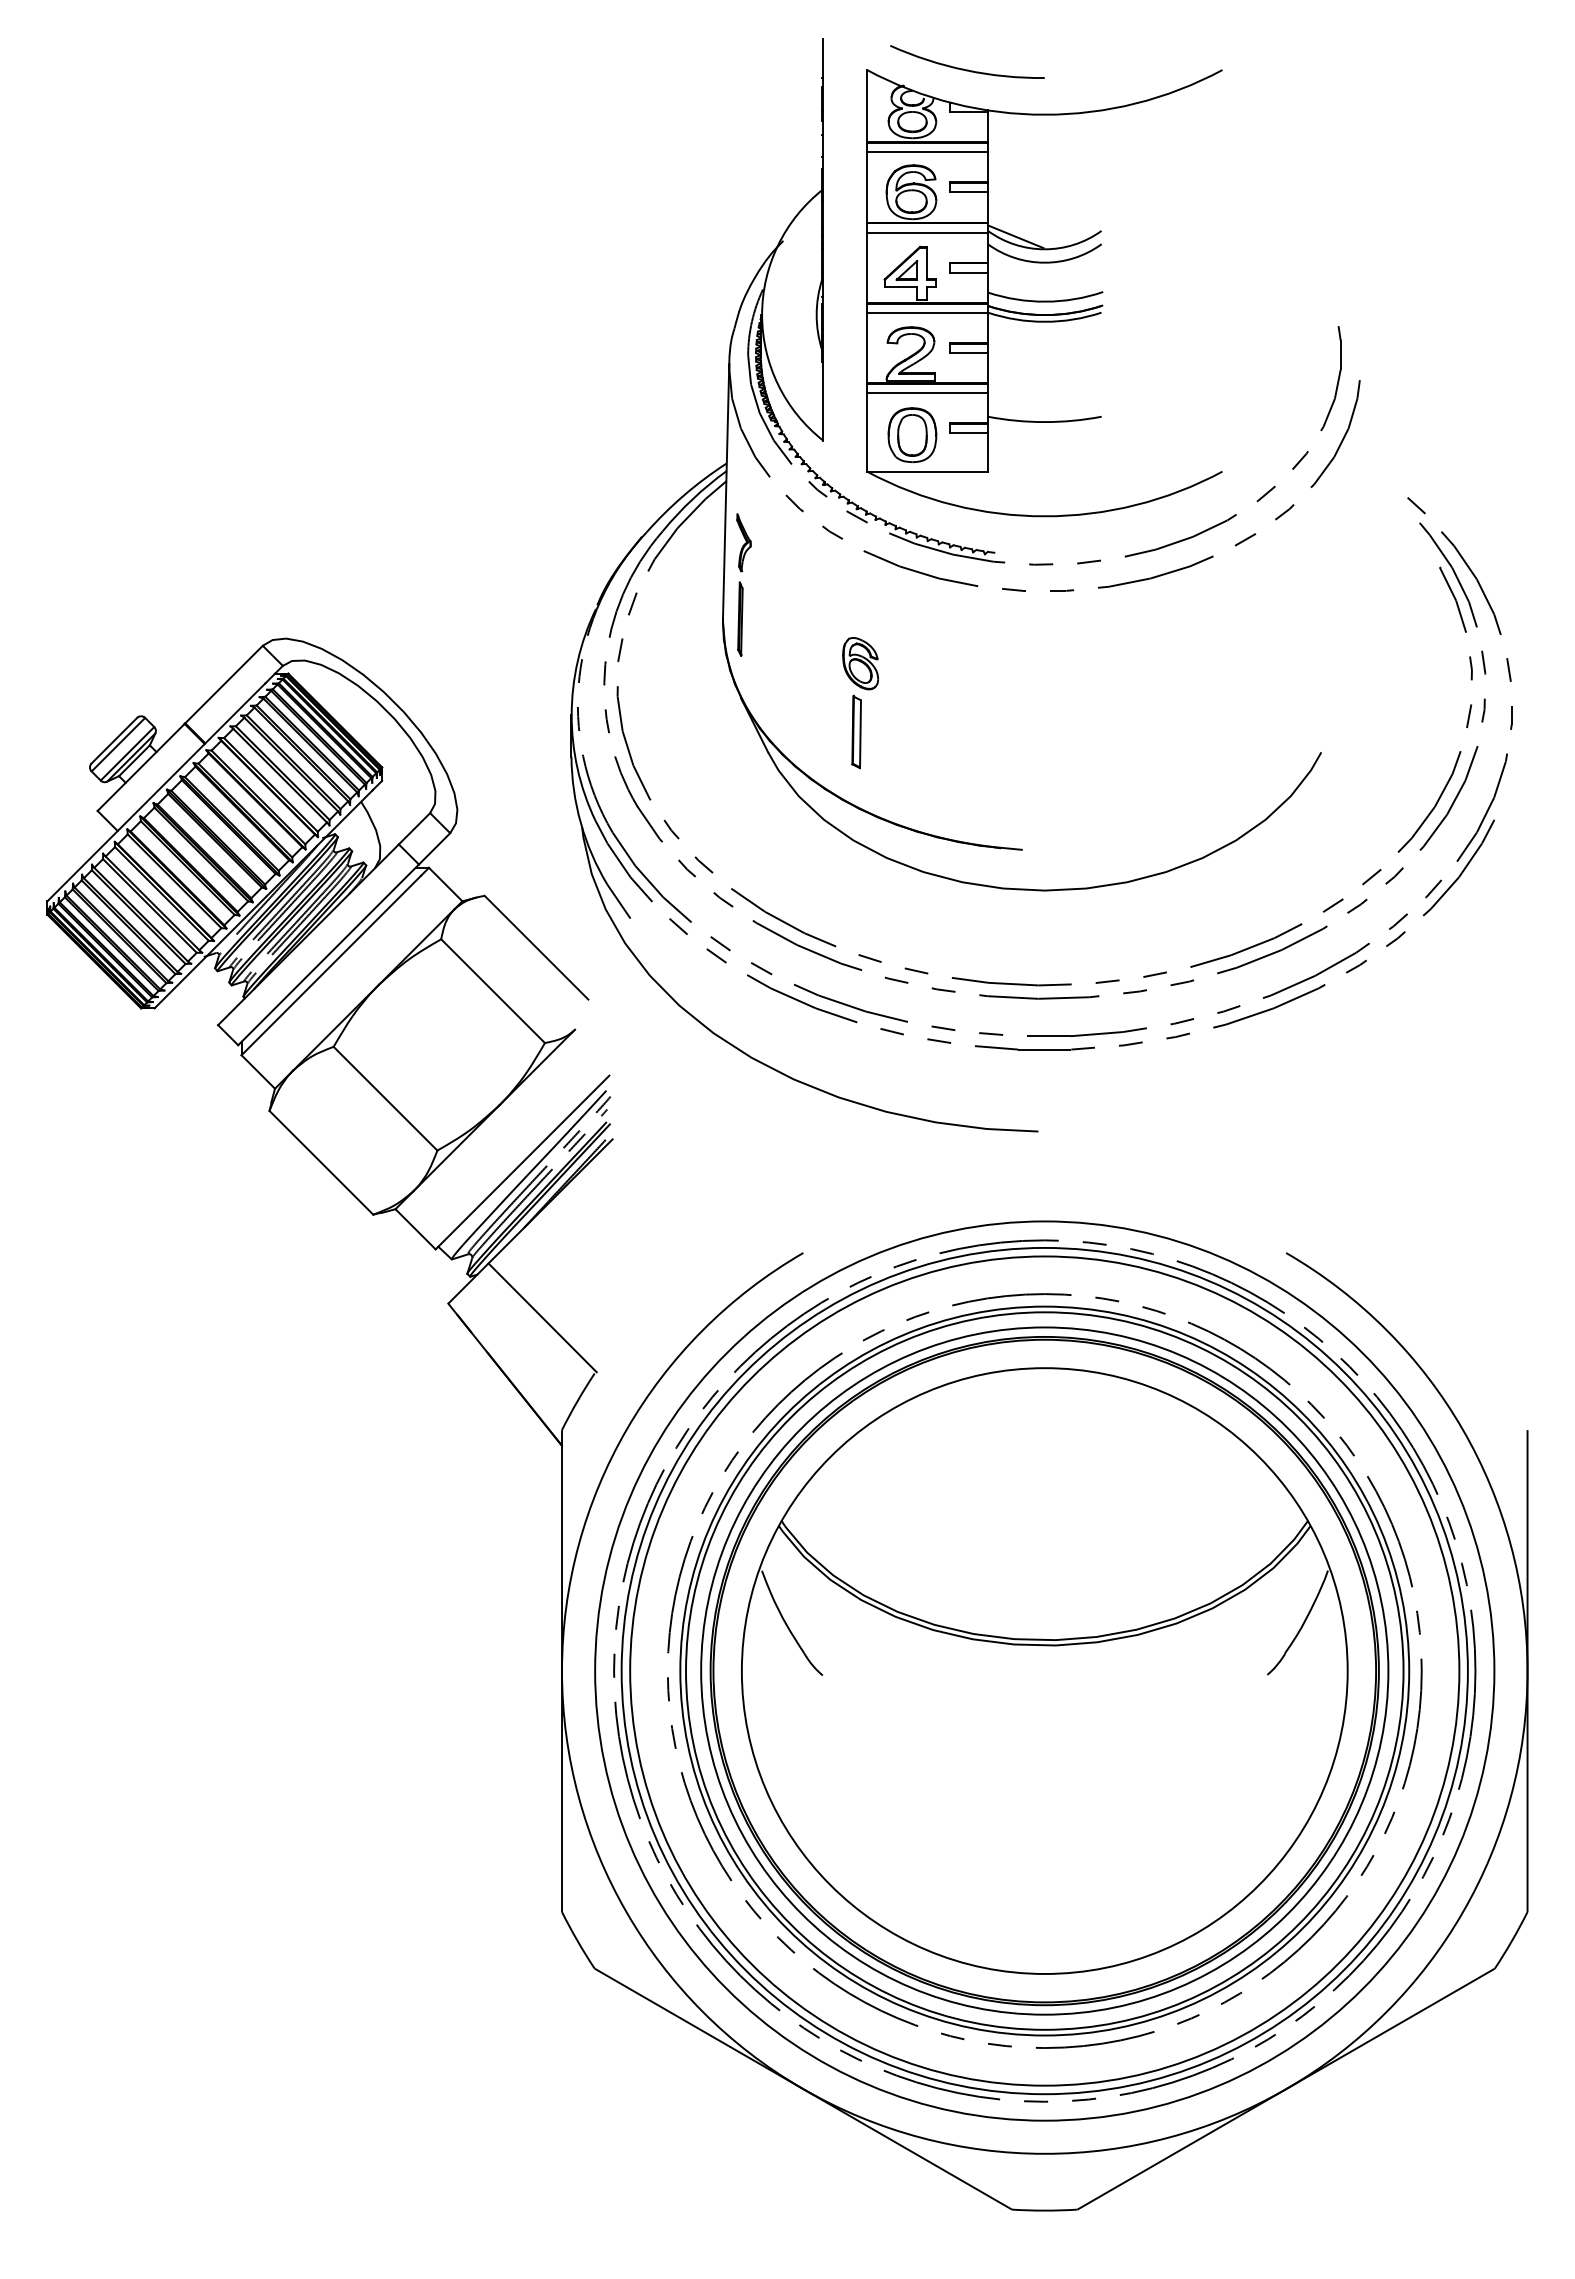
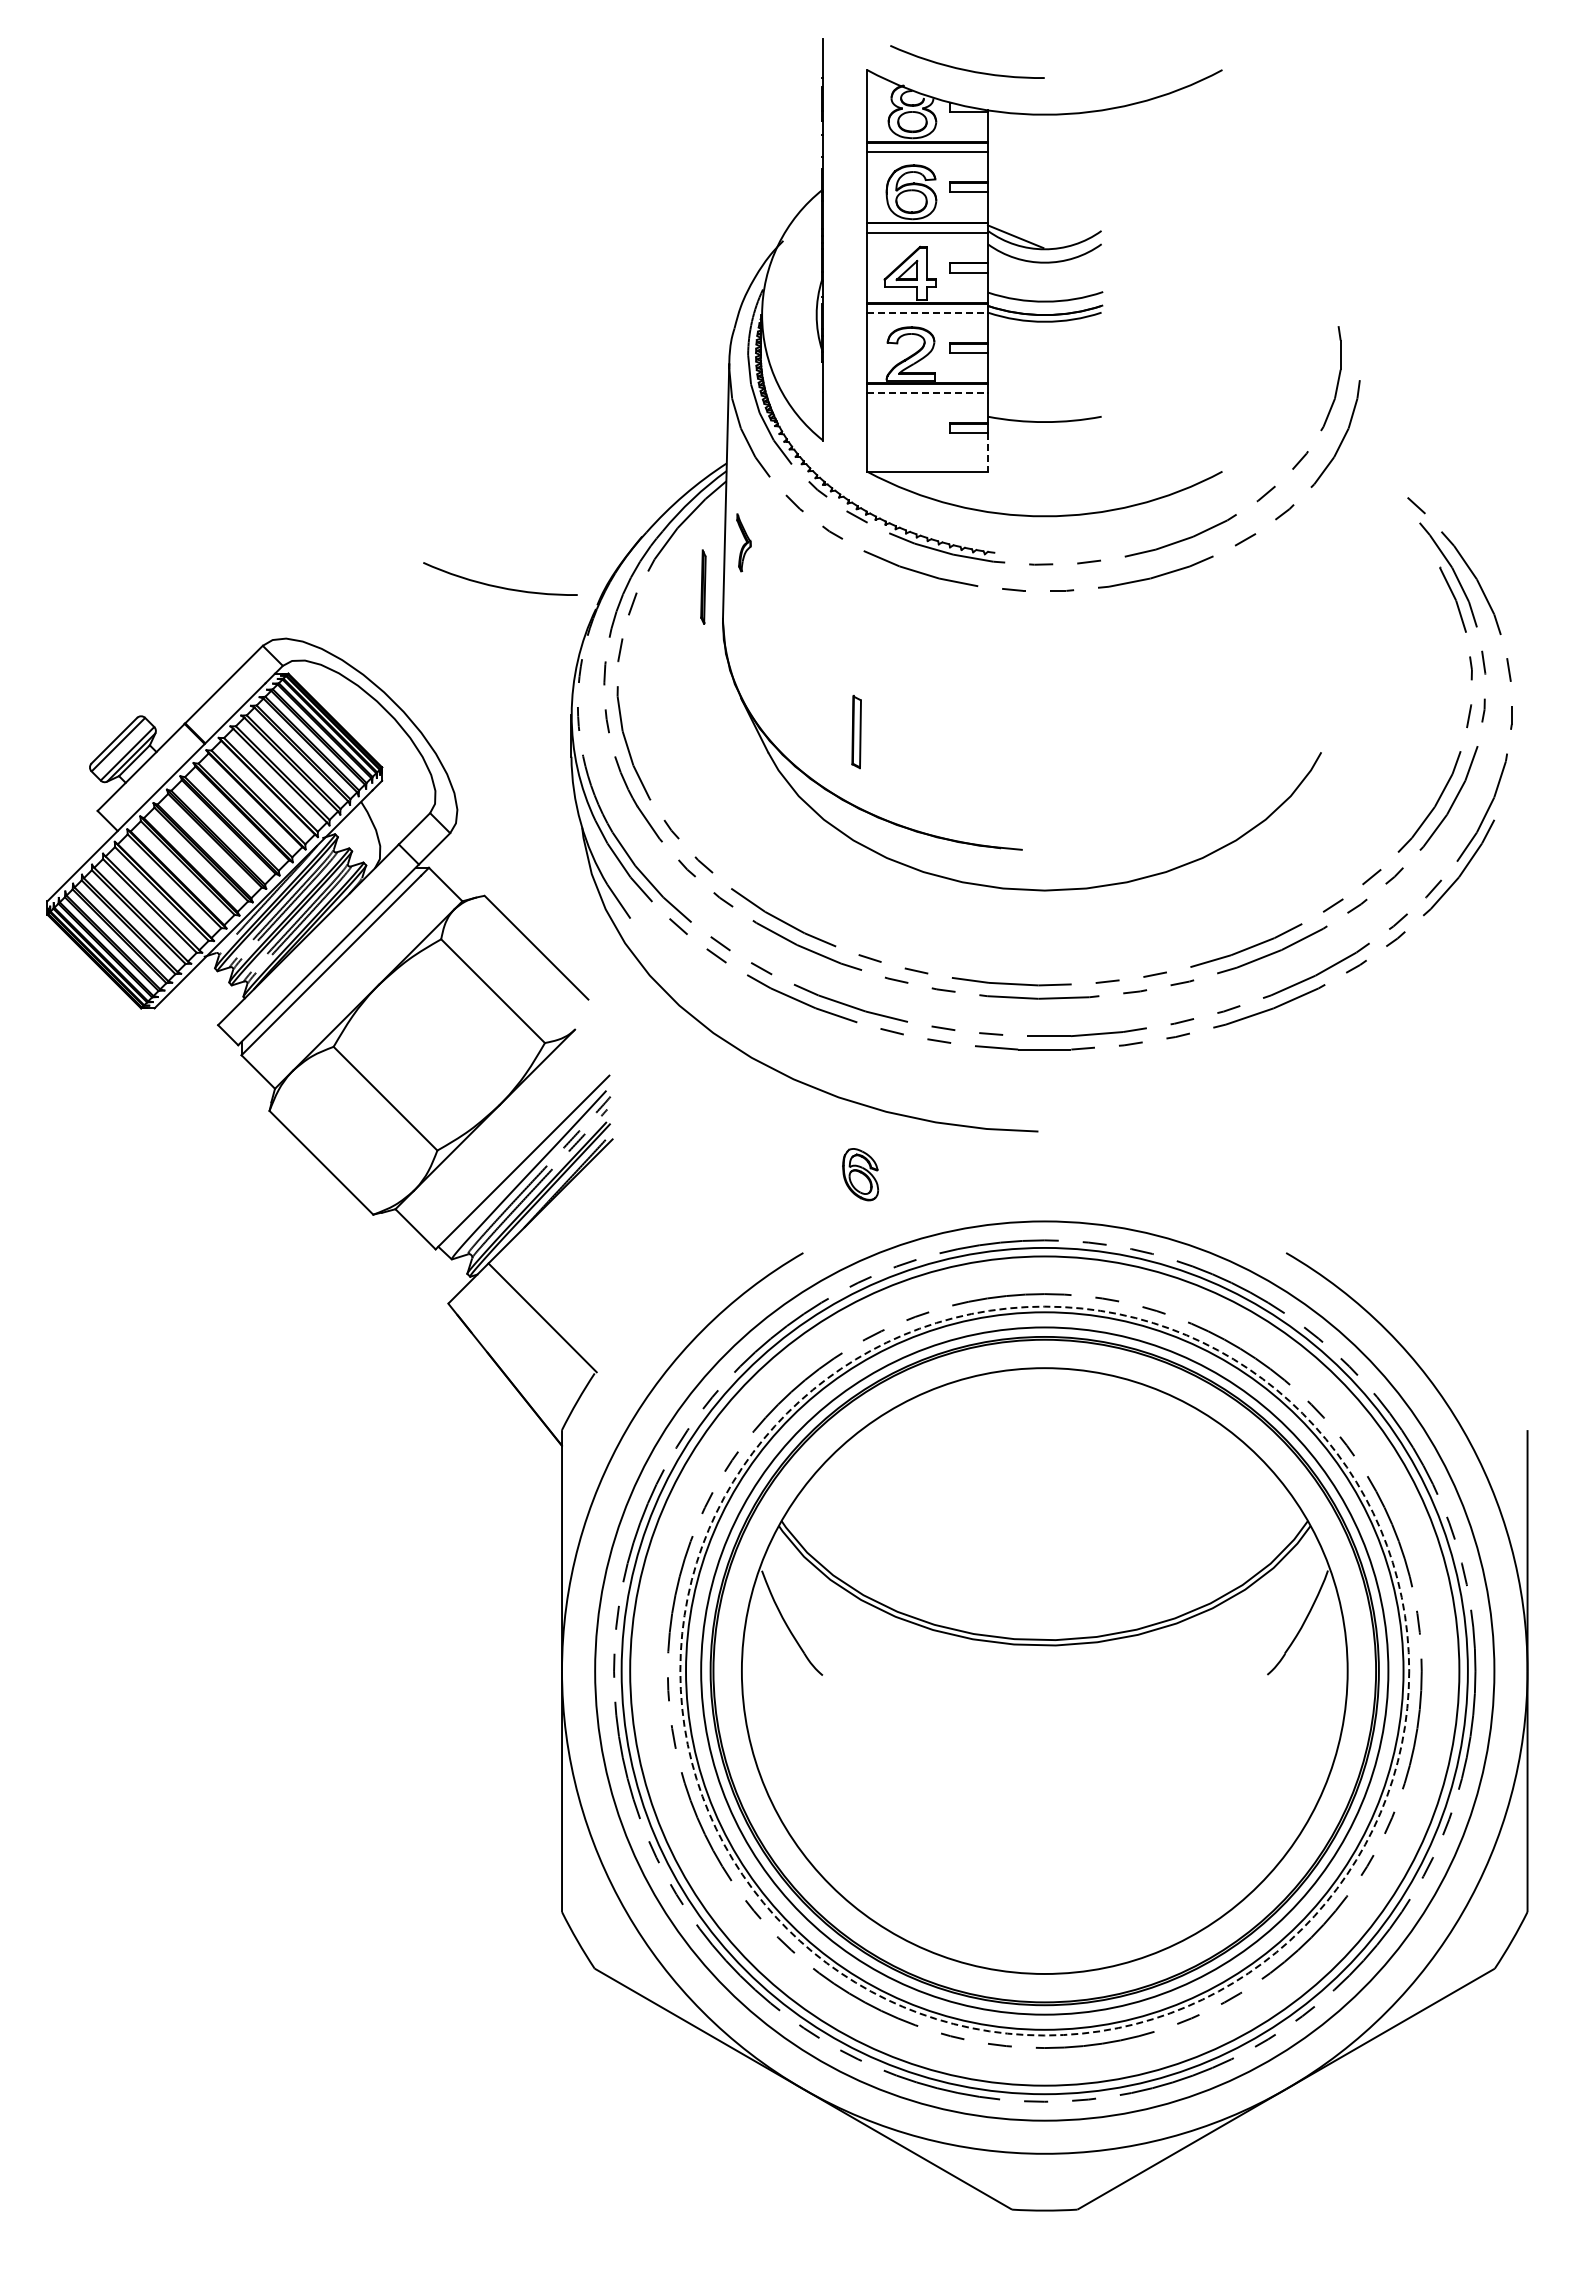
line: solid -> dashed (928, 312)
line: solid -> dashed (928, 393)
part: present -> none (912, 435)
line: solid -> dashed (987, 453)
arc: none -> present (500, 586)
part position: (740, 618) -> (703, 586) (703, 586)
part position: (860, 663) -> (860, 1174) (860, 1174)
circle: solid -> dashed (1044, 1670)
